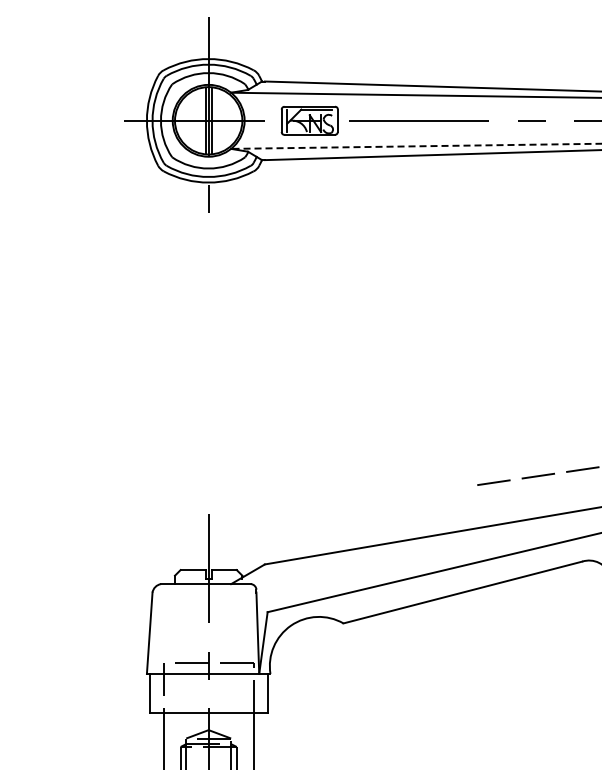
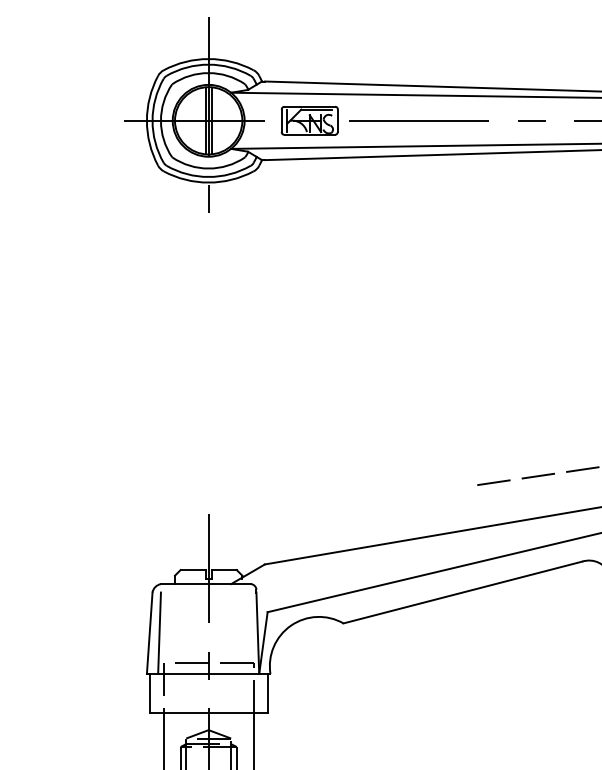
line: dashed -> solid (415, 146)
line: none -> present (159, 632)
